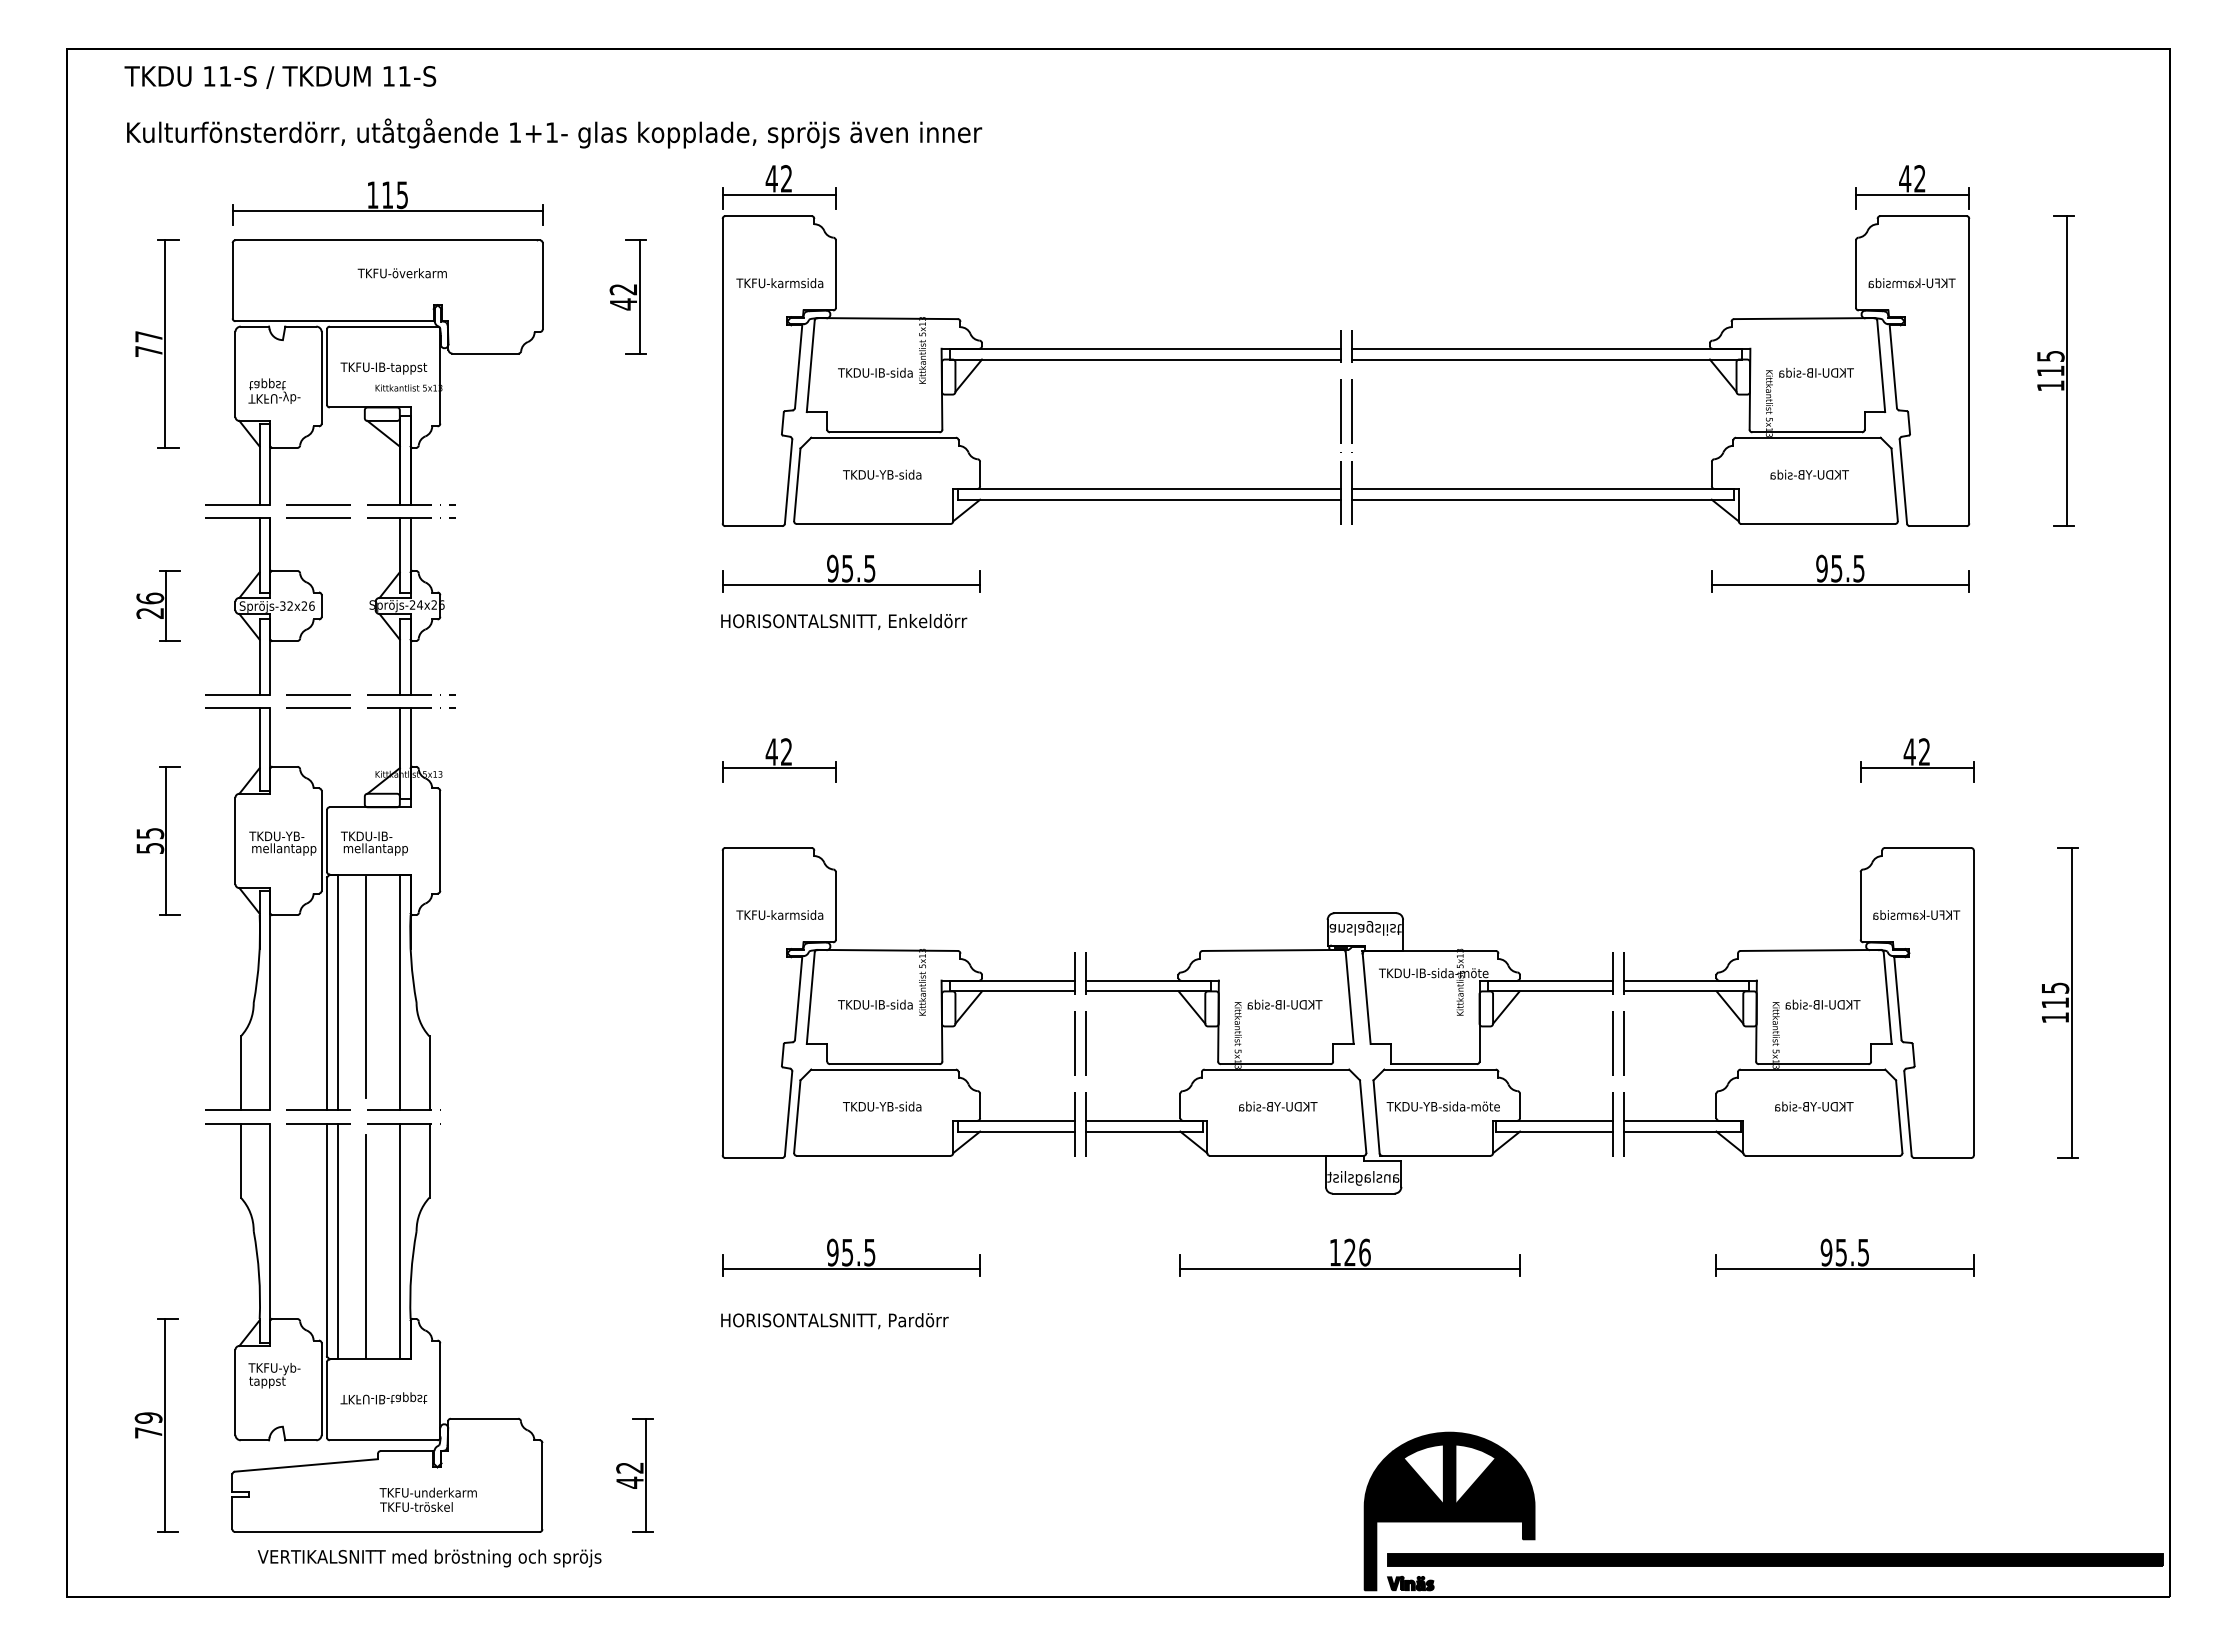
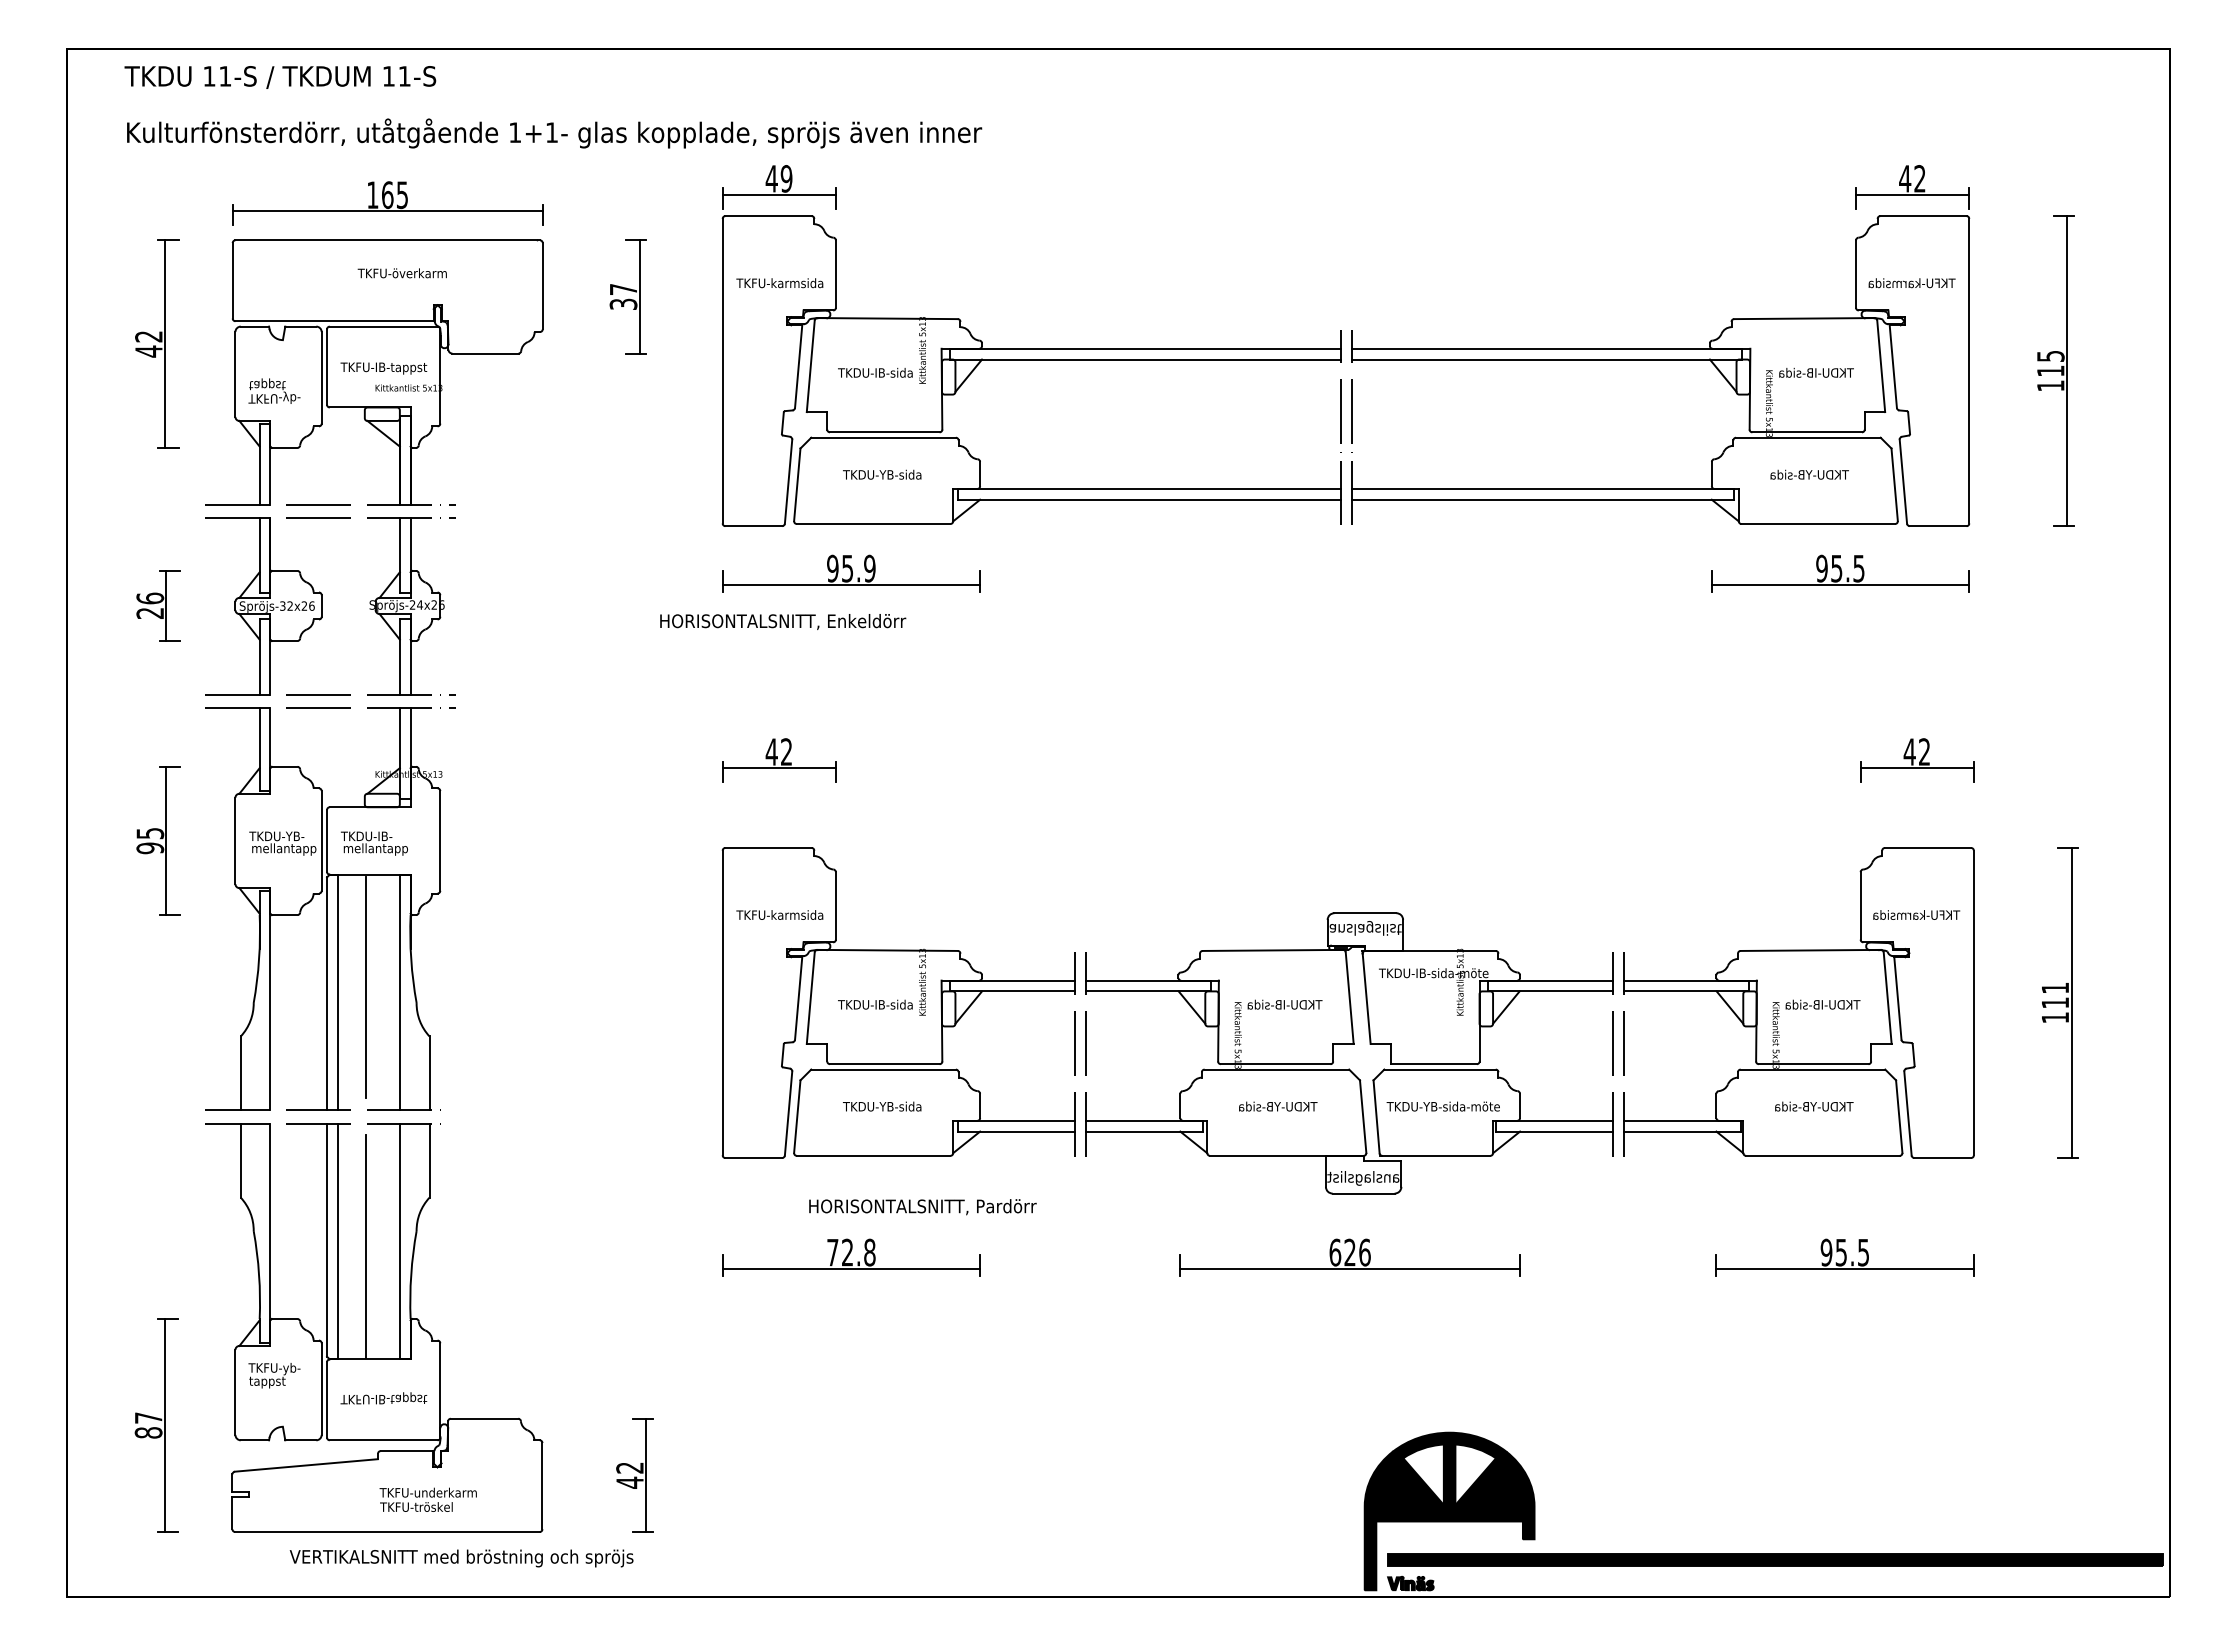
text: 42 -> 49 (786, 178)
text: 115 -> 165 (387, 195)
text: 42 -> 37 (623, 297)
text: 77 -> 42 (148, 344)
text: 95.5 -> 95.9 (869, 568)
text position: (844, 621) -> (783, 621) (783, 621)
text: 55 -> 95 (149, 848)
text: 115 -> 111 (2055, 987)
text: 95.5 -> 72.8 (851, 1252)
text: 126 -> 626 (1335, 1252)
text position: (834, 1321) -> (922, 1207) (922, 1207)
text: 79 -> 87 (148, 1425)
text position: (429, 1558) -> (461, 1558) (461, 1558)
